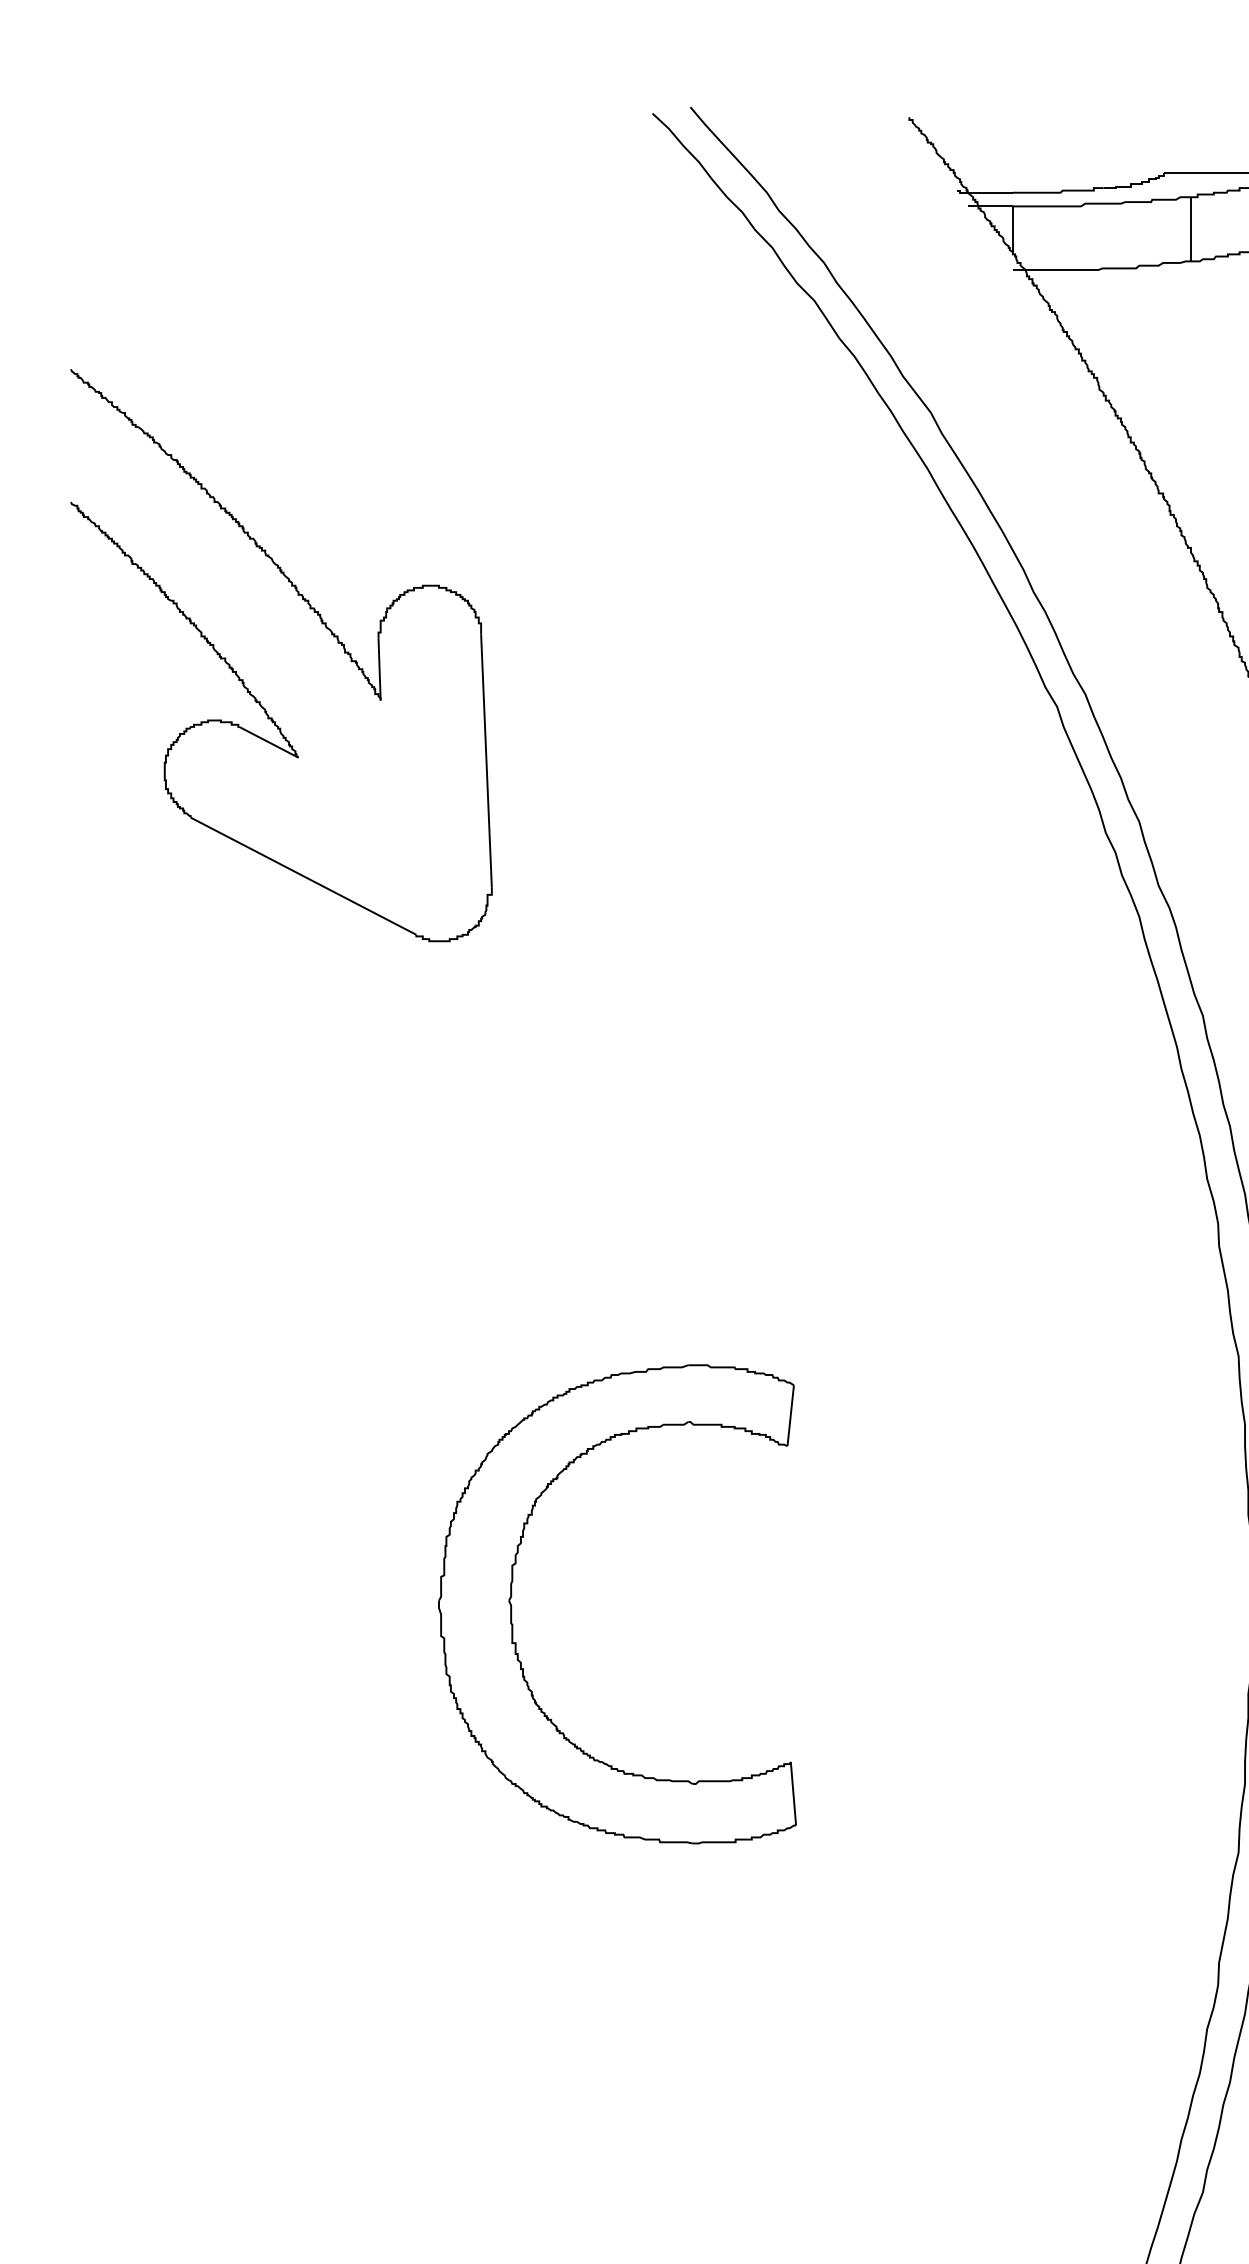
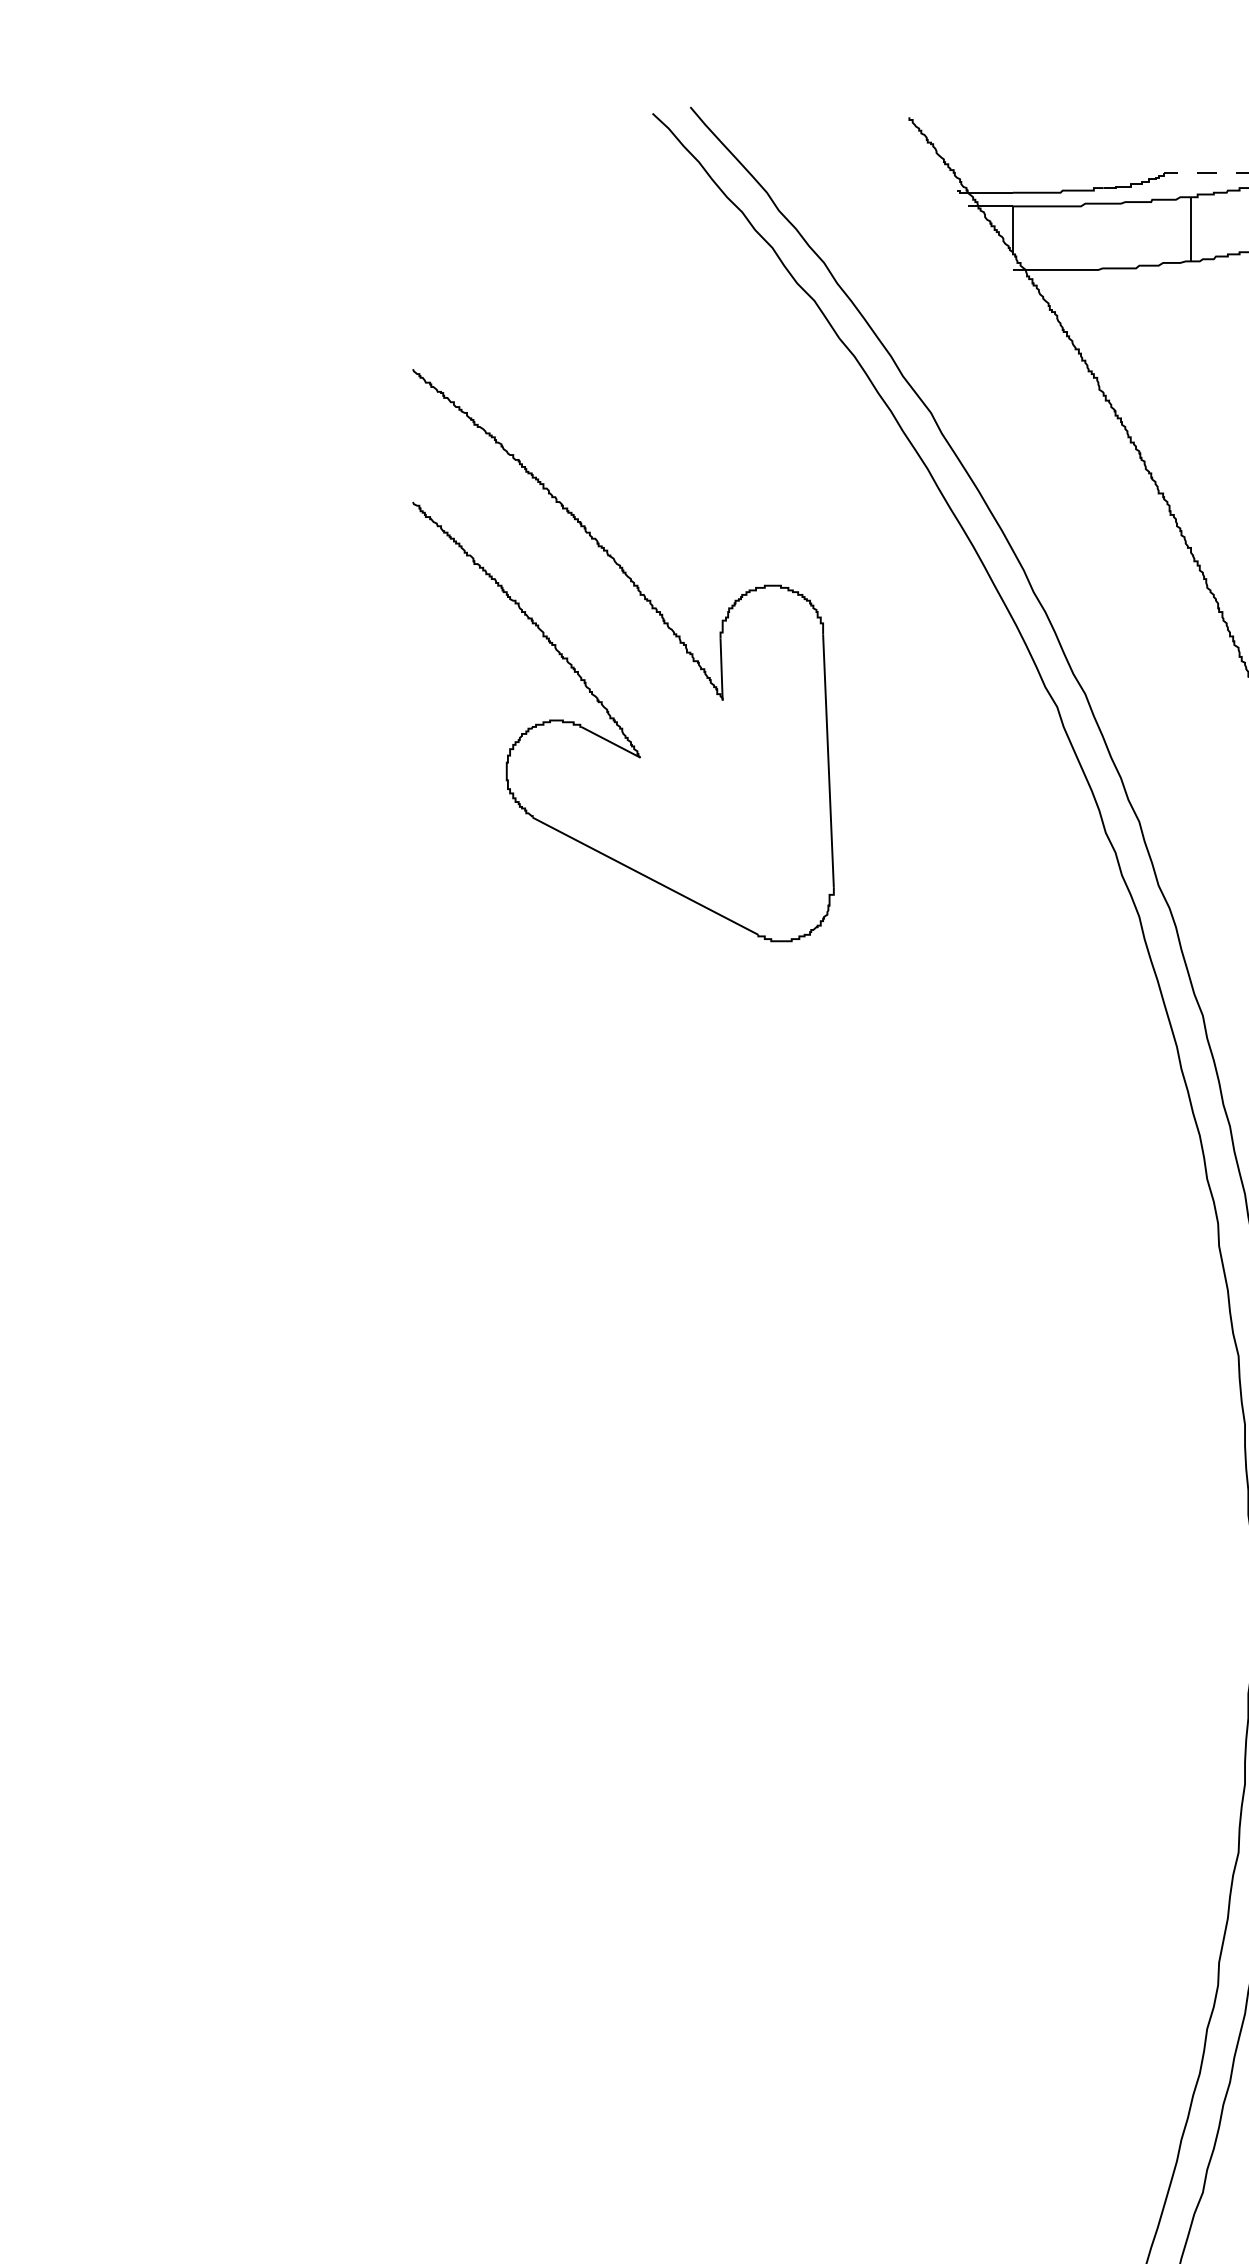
line: solid -> dashed (1206, 172)
part position: (243, 679) -> (585, 679) (585, 679)
part: present -> none (512, 1606)
